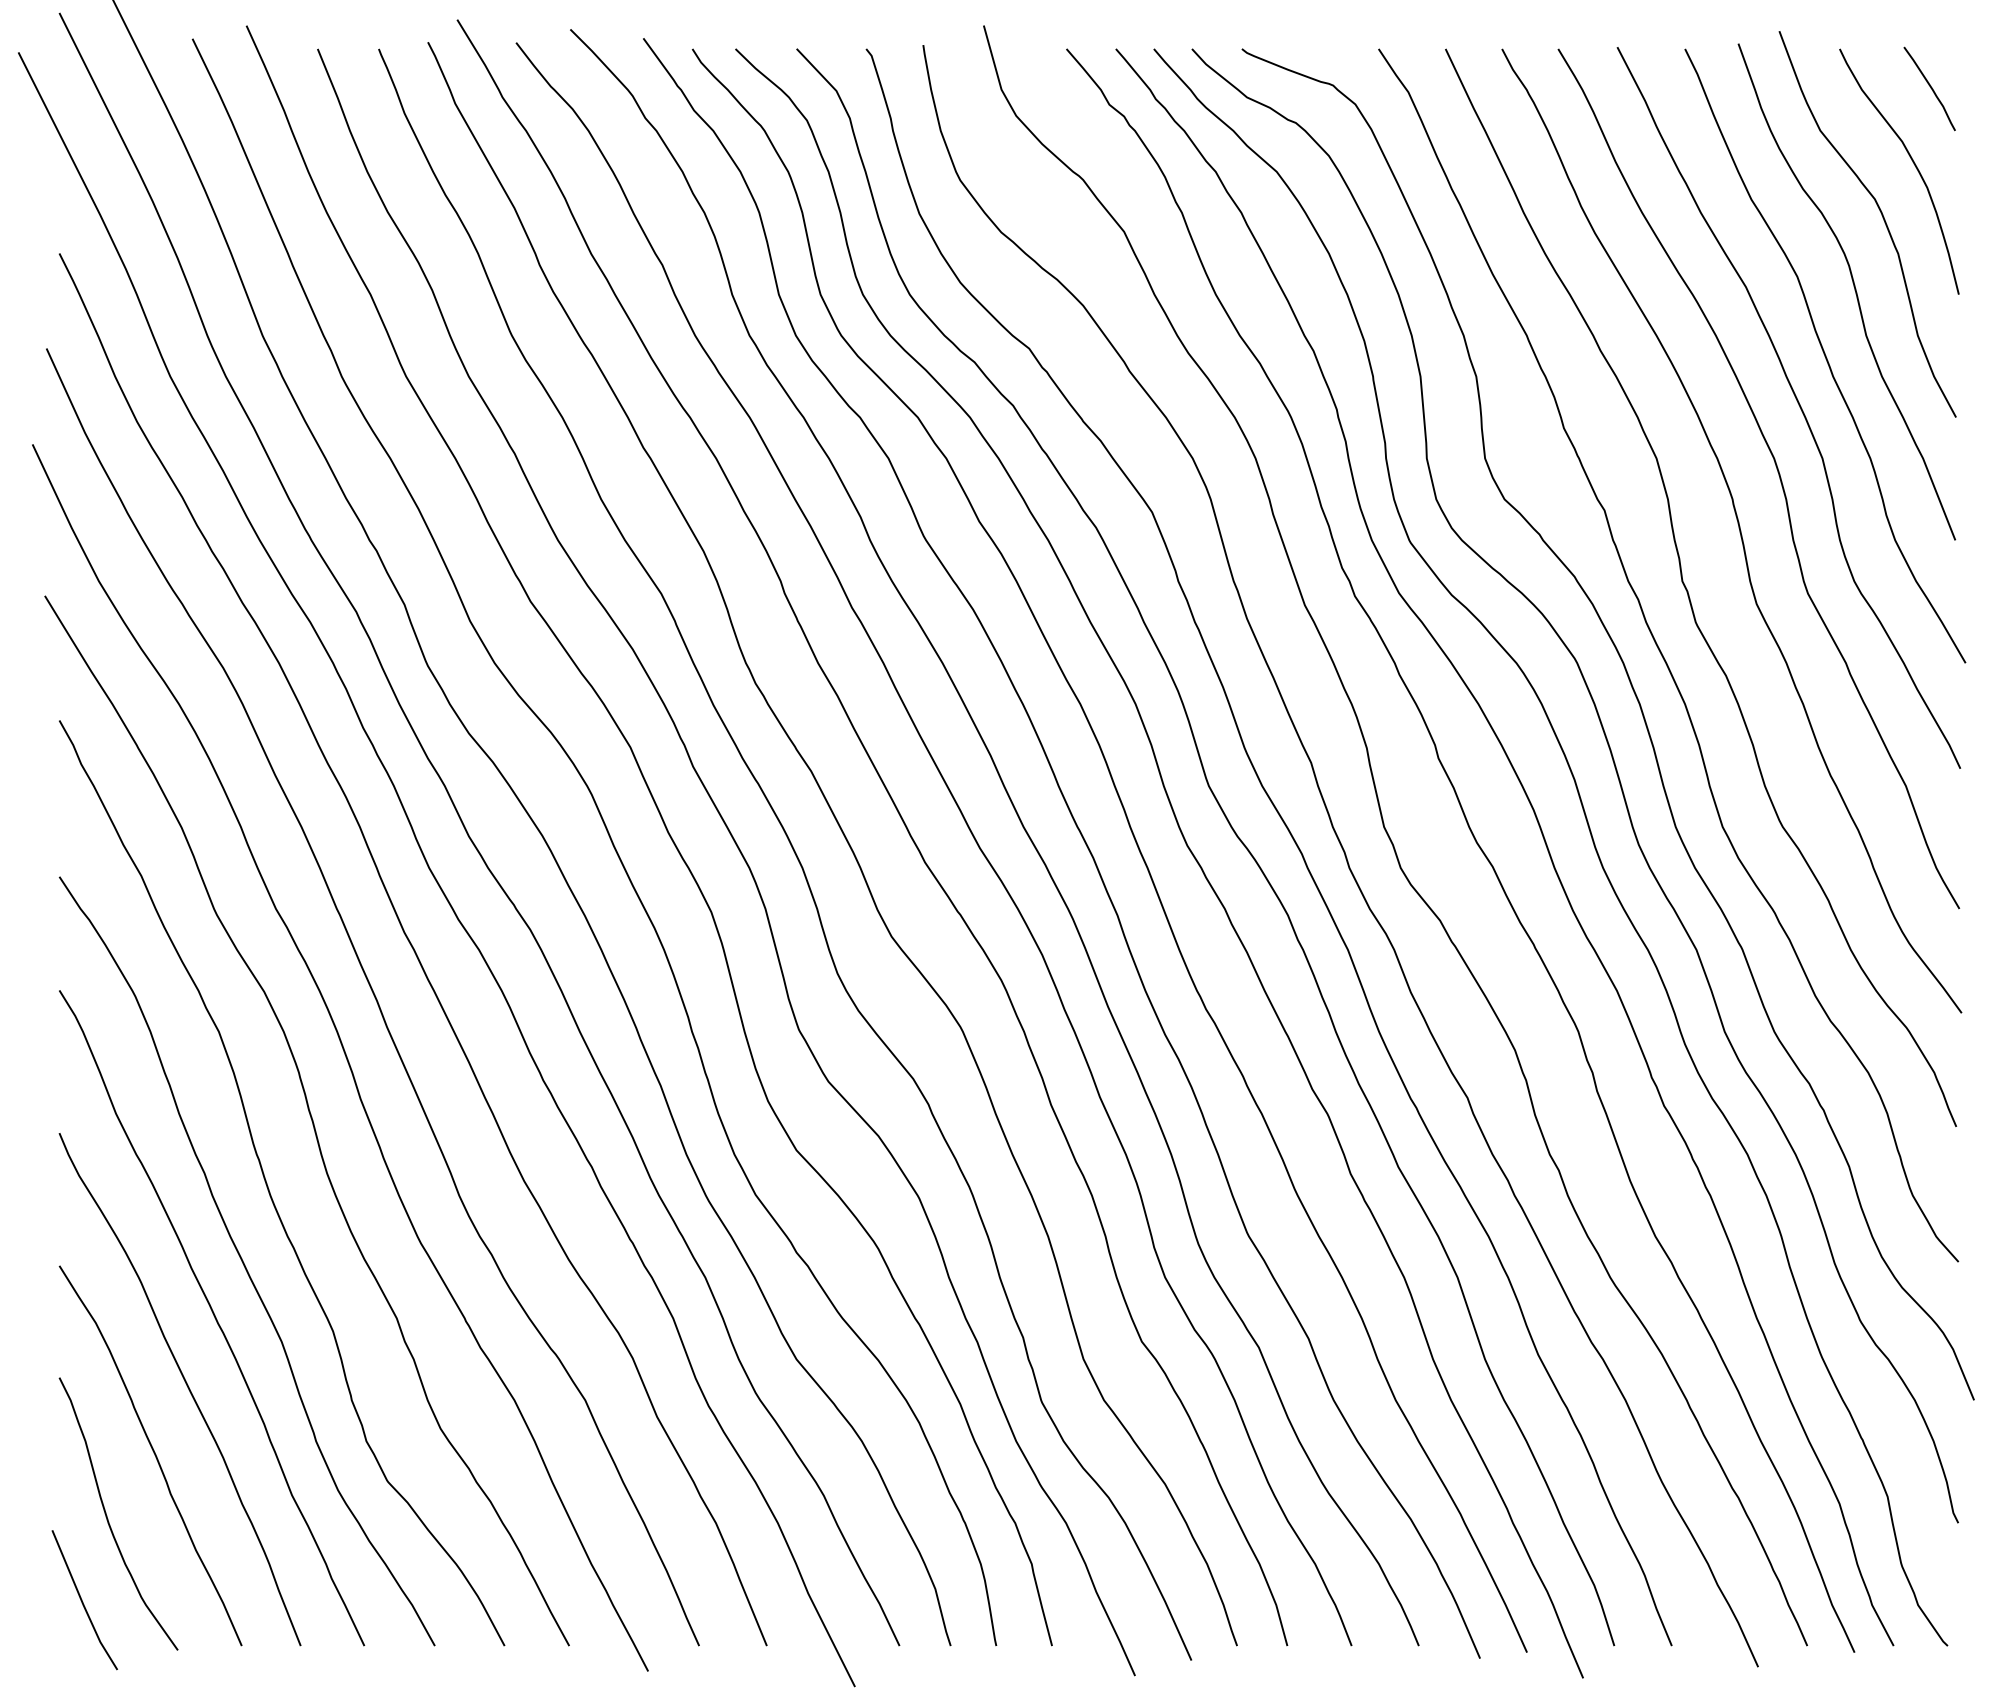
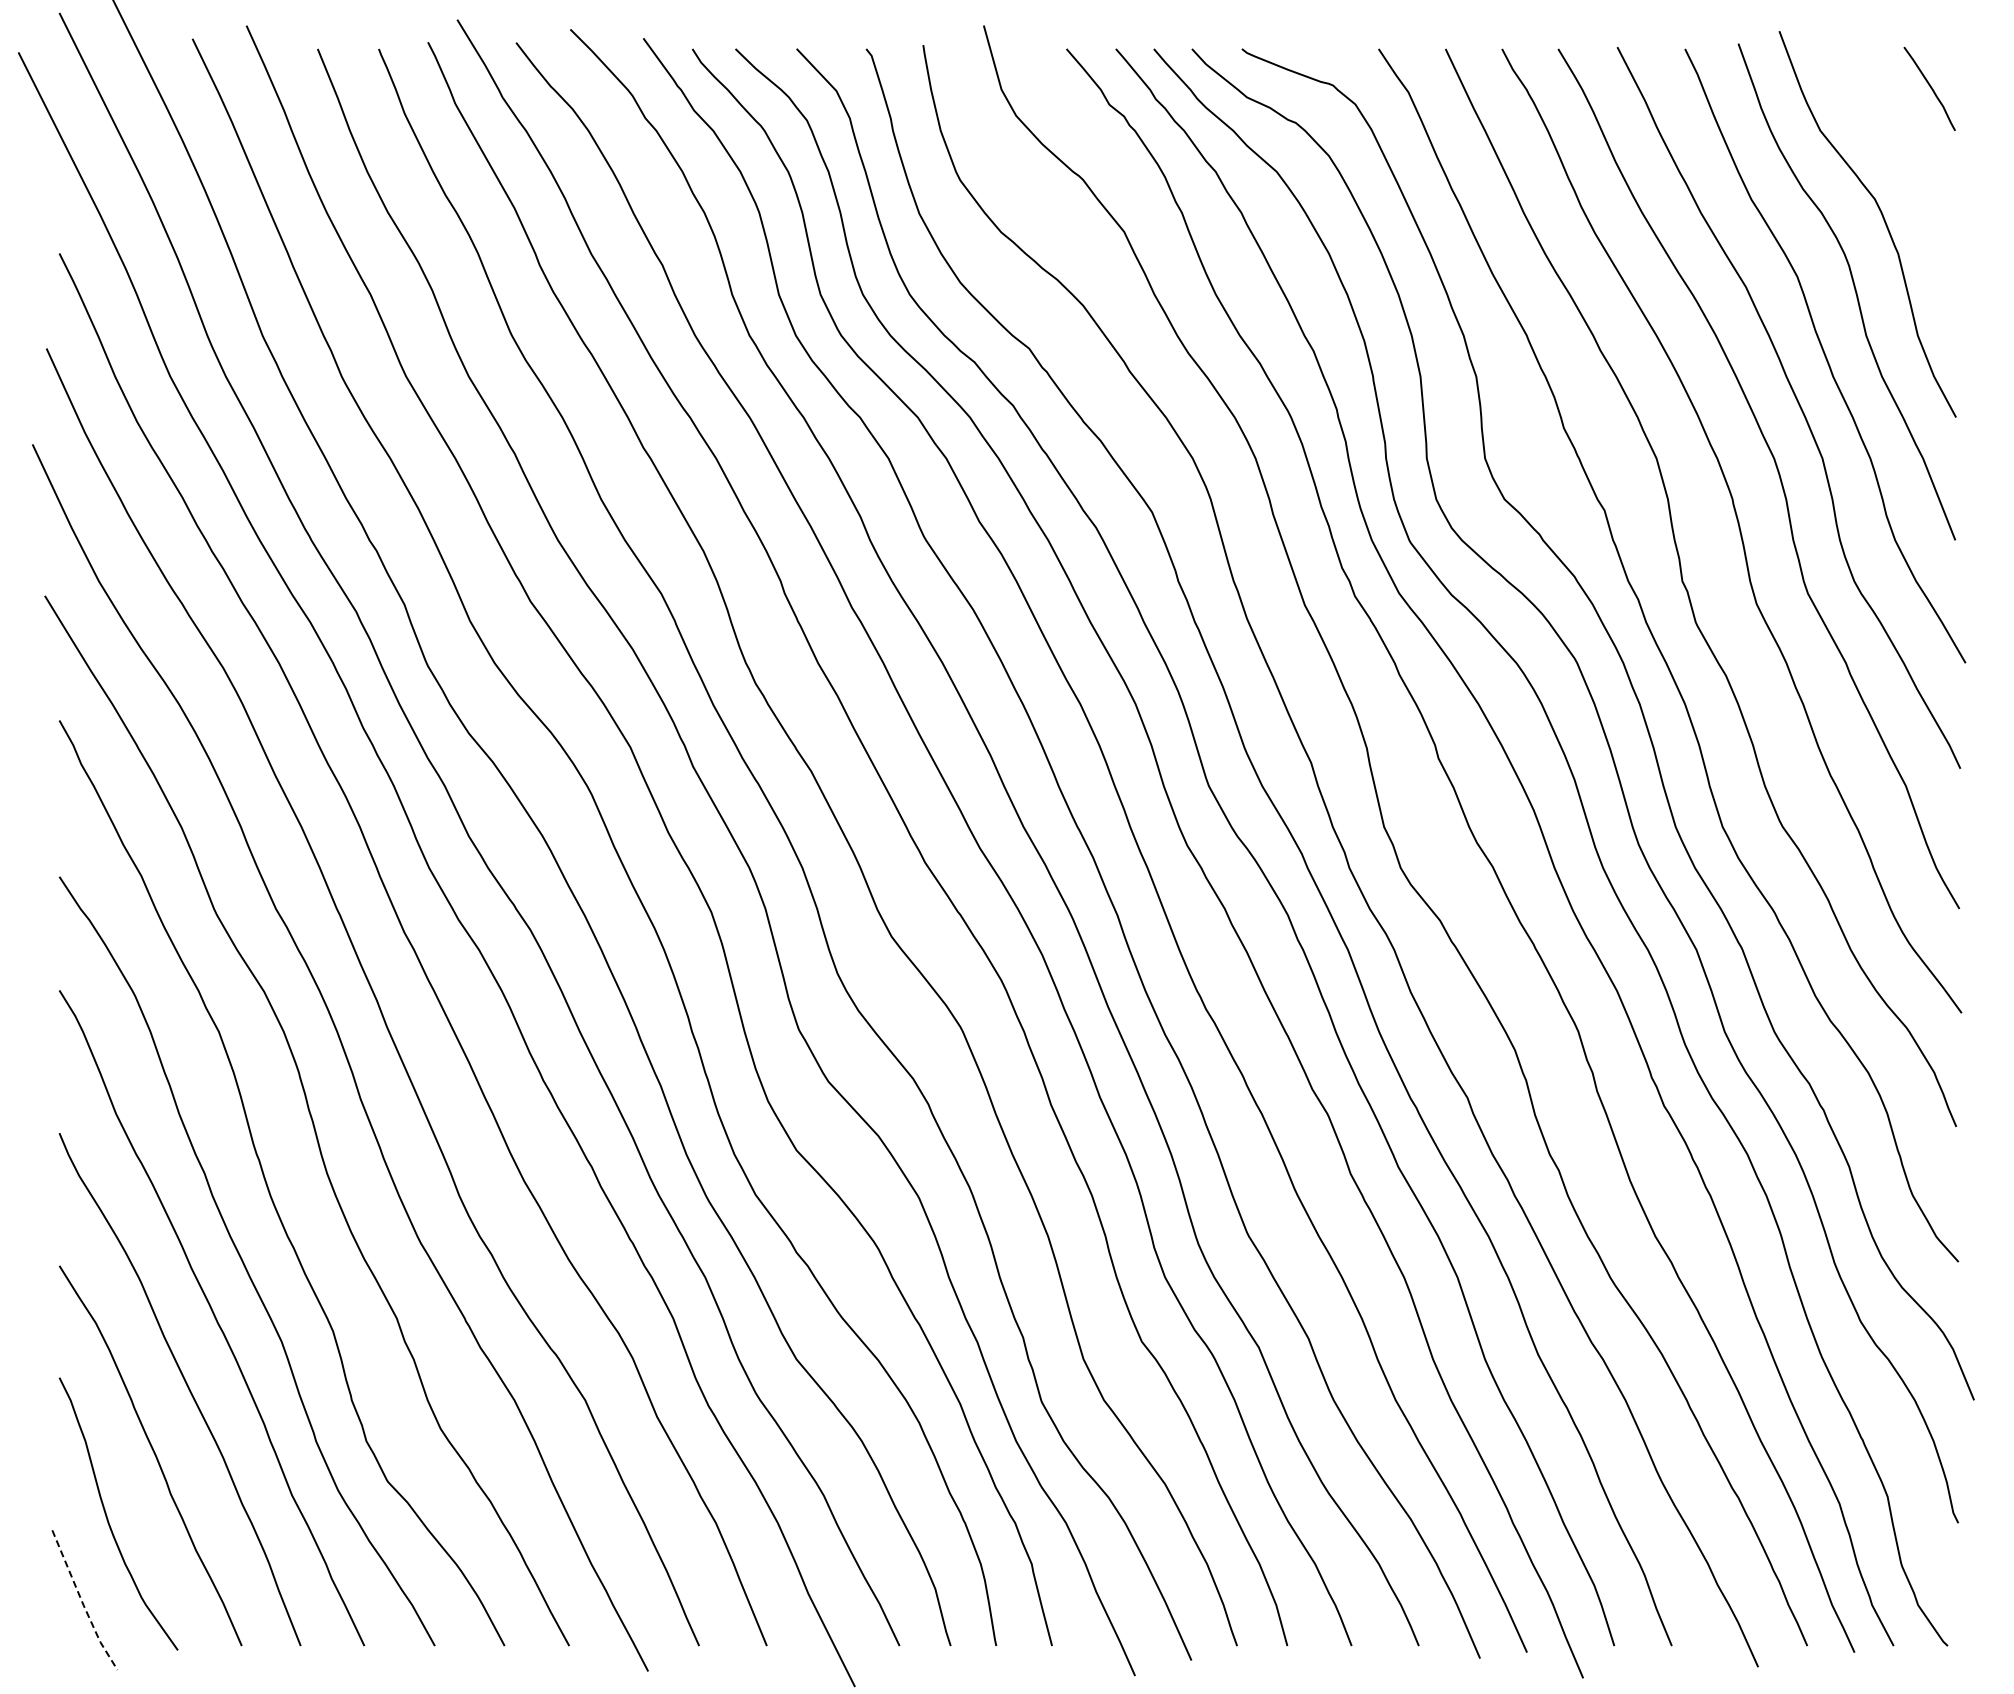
curve: present -> none (1913, 164)
line: solid -> dashed (82, 1602)
